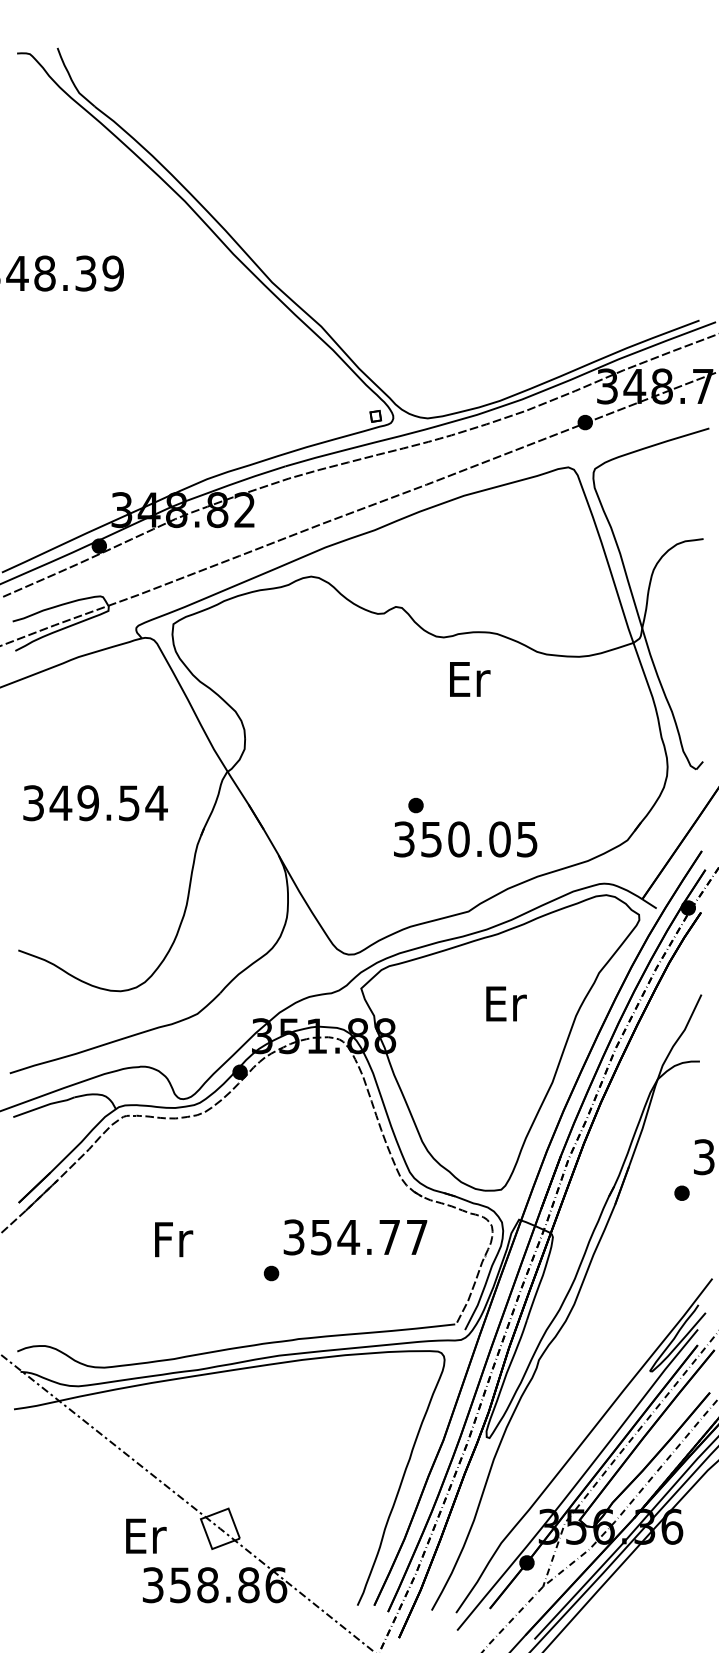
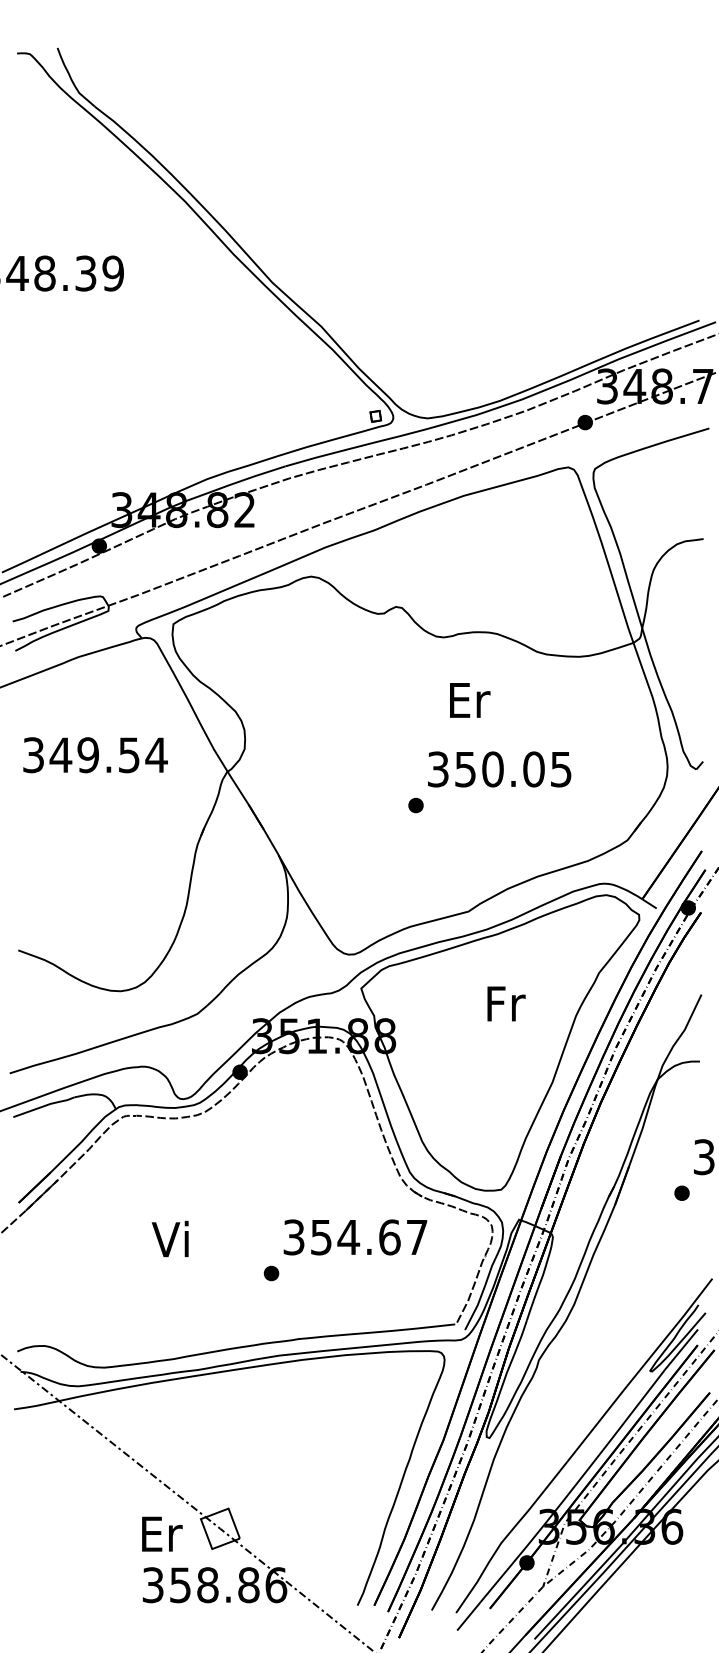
text position: (470, 679) -> (470, 700) (470, 700)
text position: (95, 803) -> (95, 755) (95, 755)
text position: (465, 839) -> (499, 769) (499, 769)
text: Er -> Fr (506, 1003)
text: 354.77 -> 354.67 (389, 1237)
text: Fr -> Vi (172, 1238)
text position: (146, 1535) -> (162, 1533) (162, 1533)
